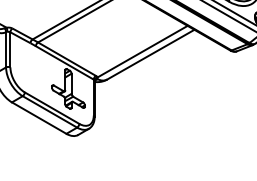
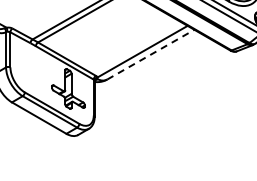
line: solid -> dashed (151, 54)
